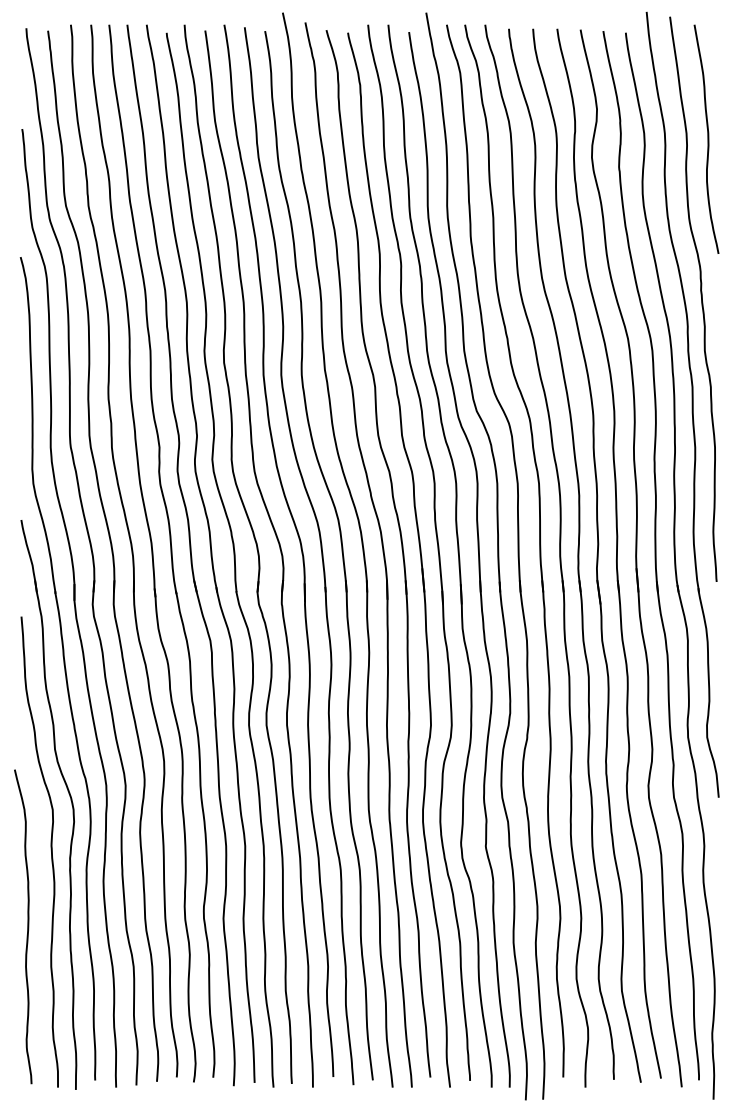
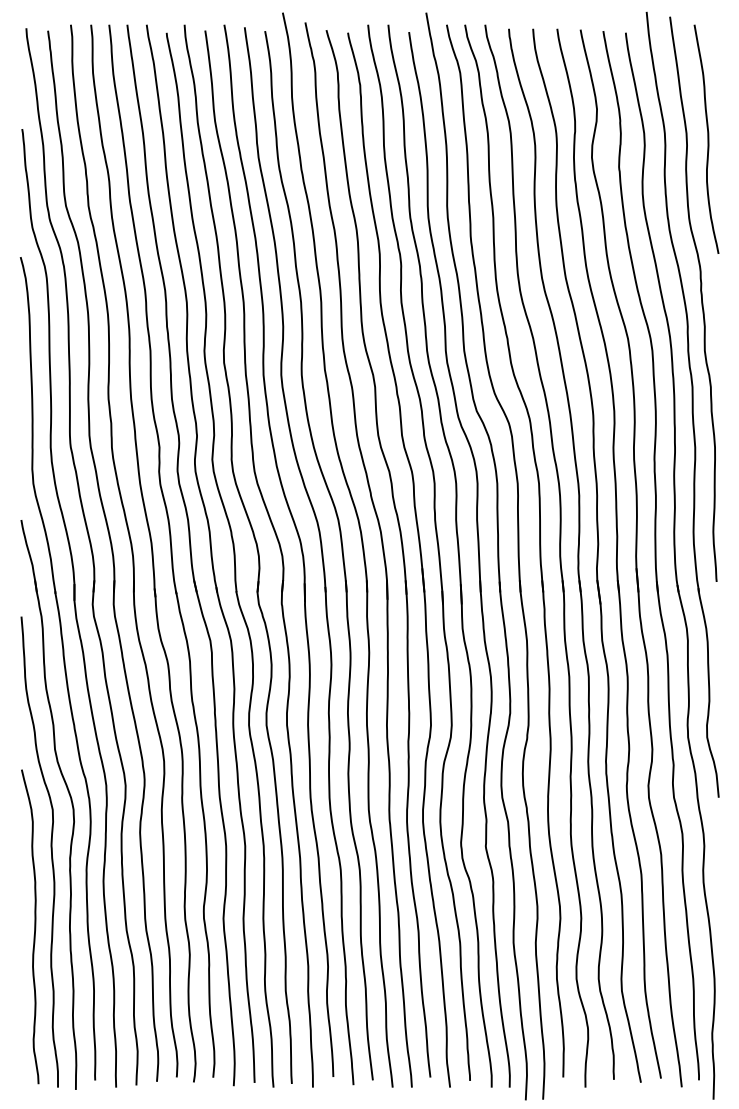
curve position: (27, 926) -> (34, 926) (34, 926)
